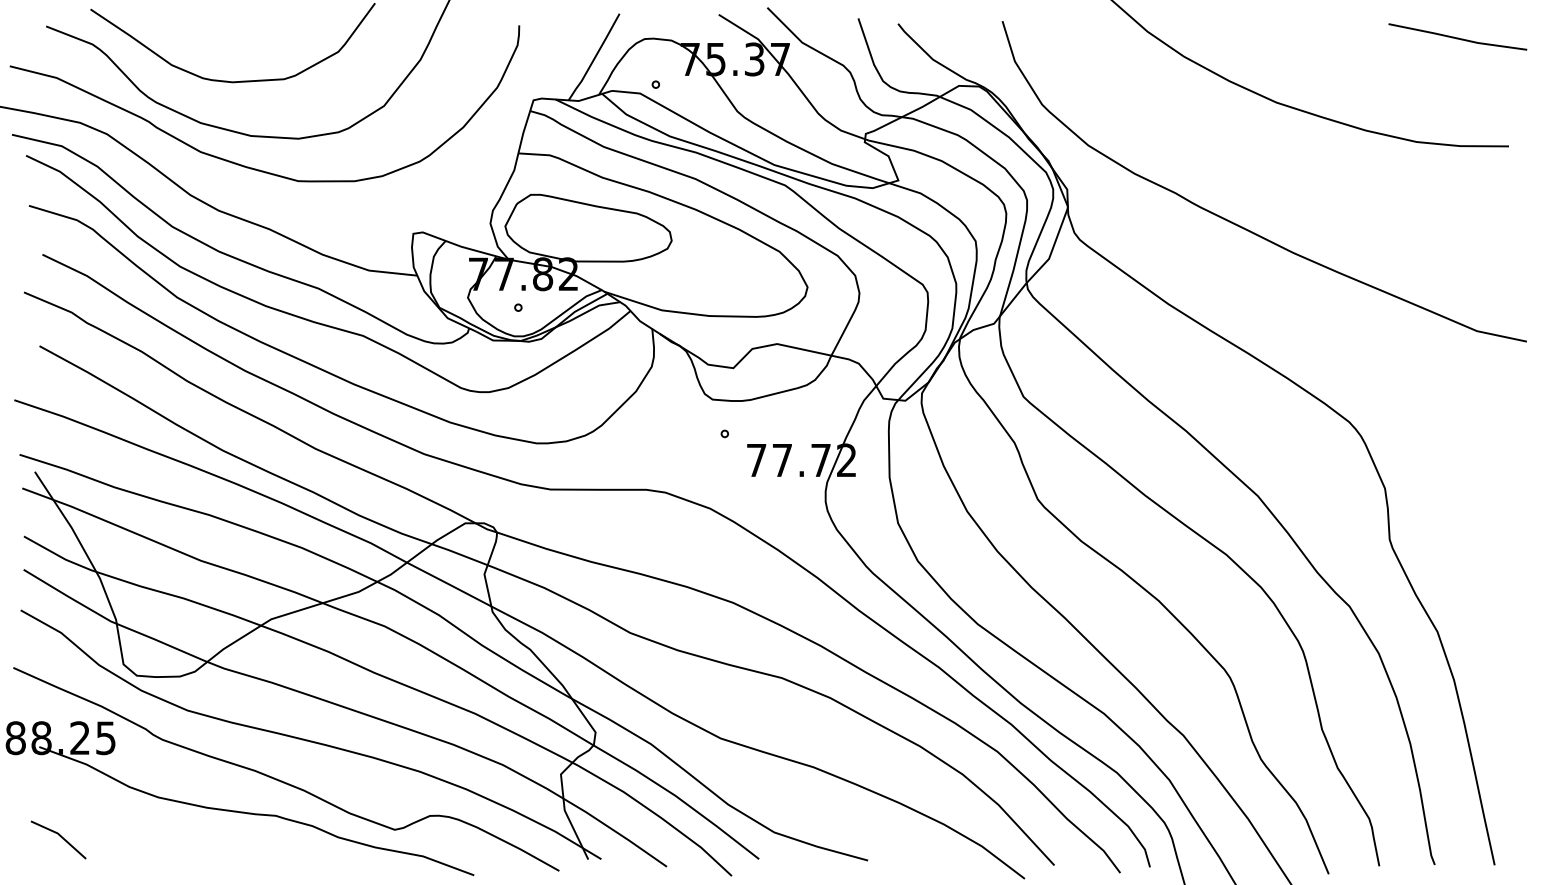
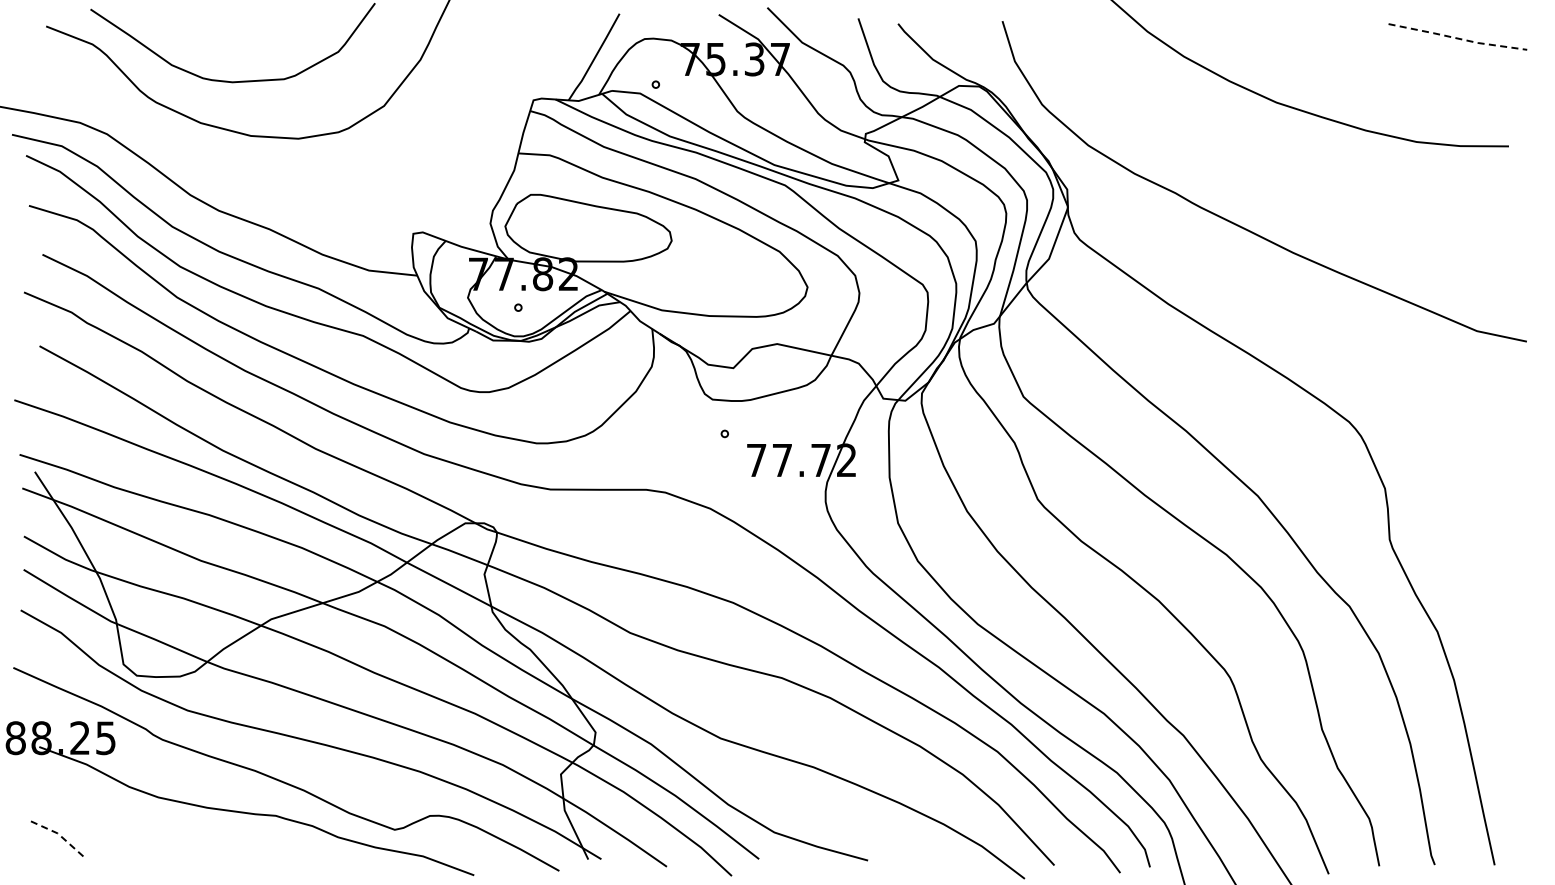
line: solid -> dashed (1457, 38)
curve: present -> none (242, 164)
line: solid -> dashed (60, 836)
